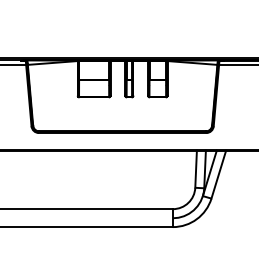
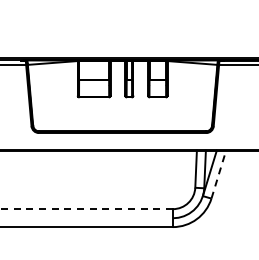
line: solid -> dashed (218, 174)
line: solid -> dashed (86, 209)
